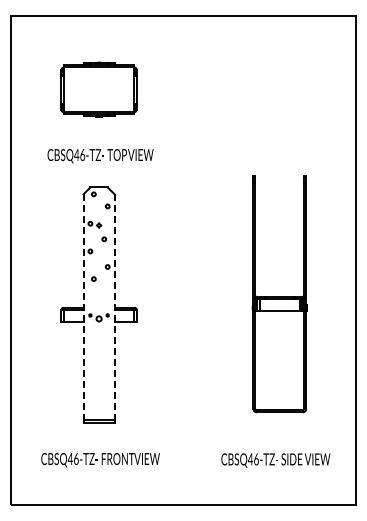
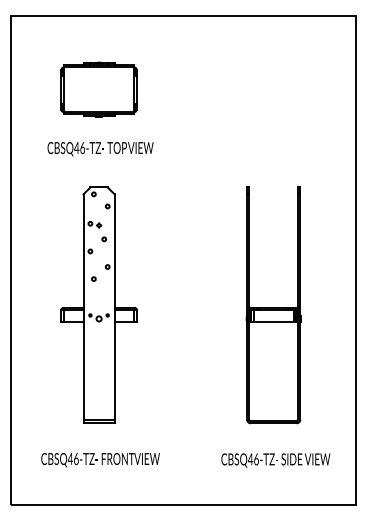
text position: (100, 156) -> (100, 149) (100, 149)
part position: (279, 294) -> (273, 305) (273, 305)
line: dashed -> solid (83, 307)
line: dashed -> solid (114, 307)
